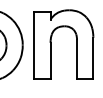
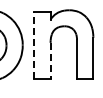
line: solid -> dashed (34, 45)
line: solid -> dashed (50, 61)
